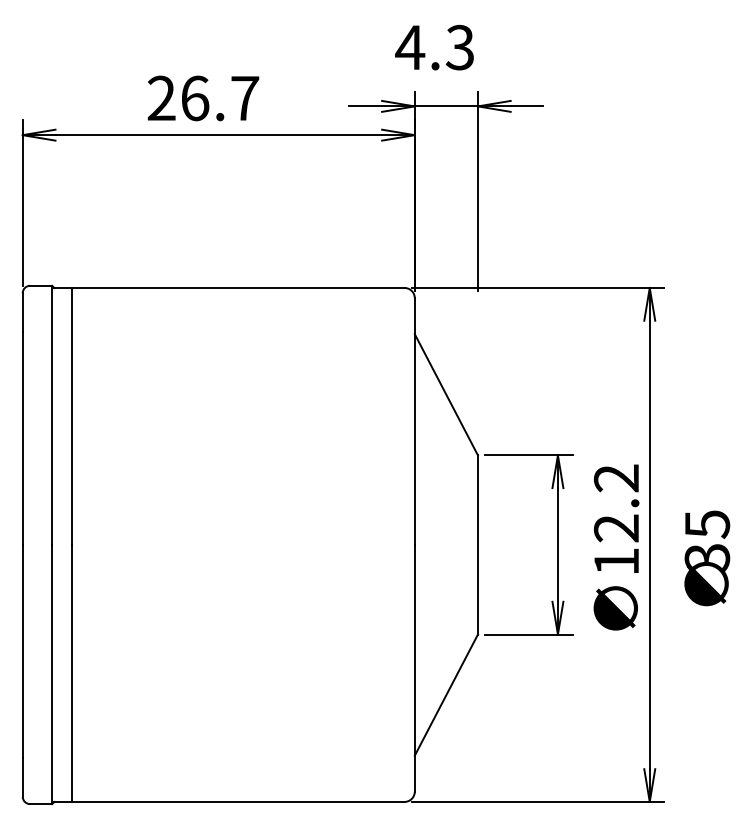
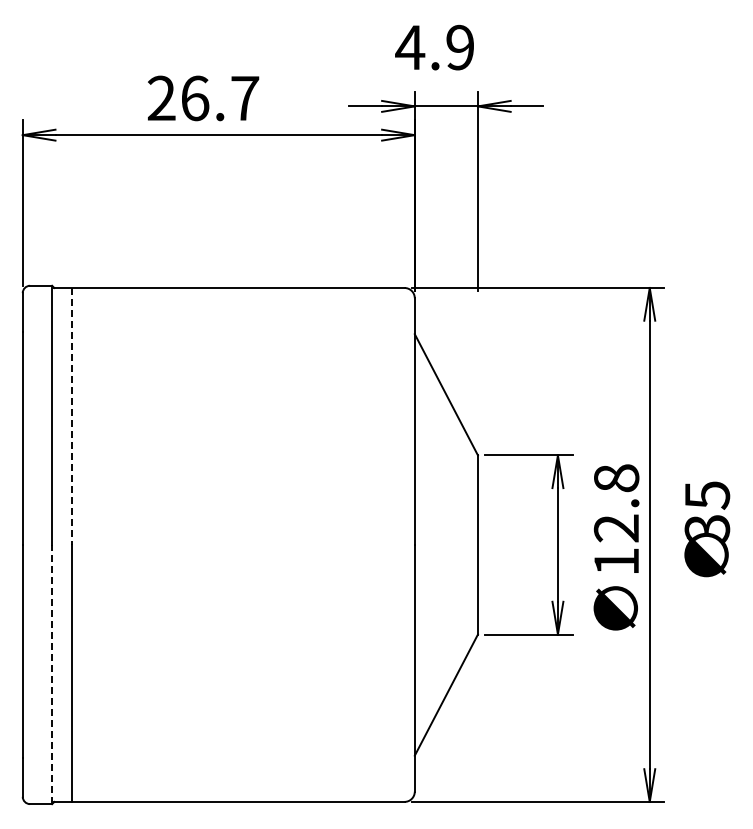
text: 4.3 -> 4.9 (459, 47)
line: solid -> dashed (72, 416)
text: 12.2 -> 12.8 (616, 478)
text position: (707, 558) -> (707, 529) (707, 529)
line: solid -> dashed (52, 674)
